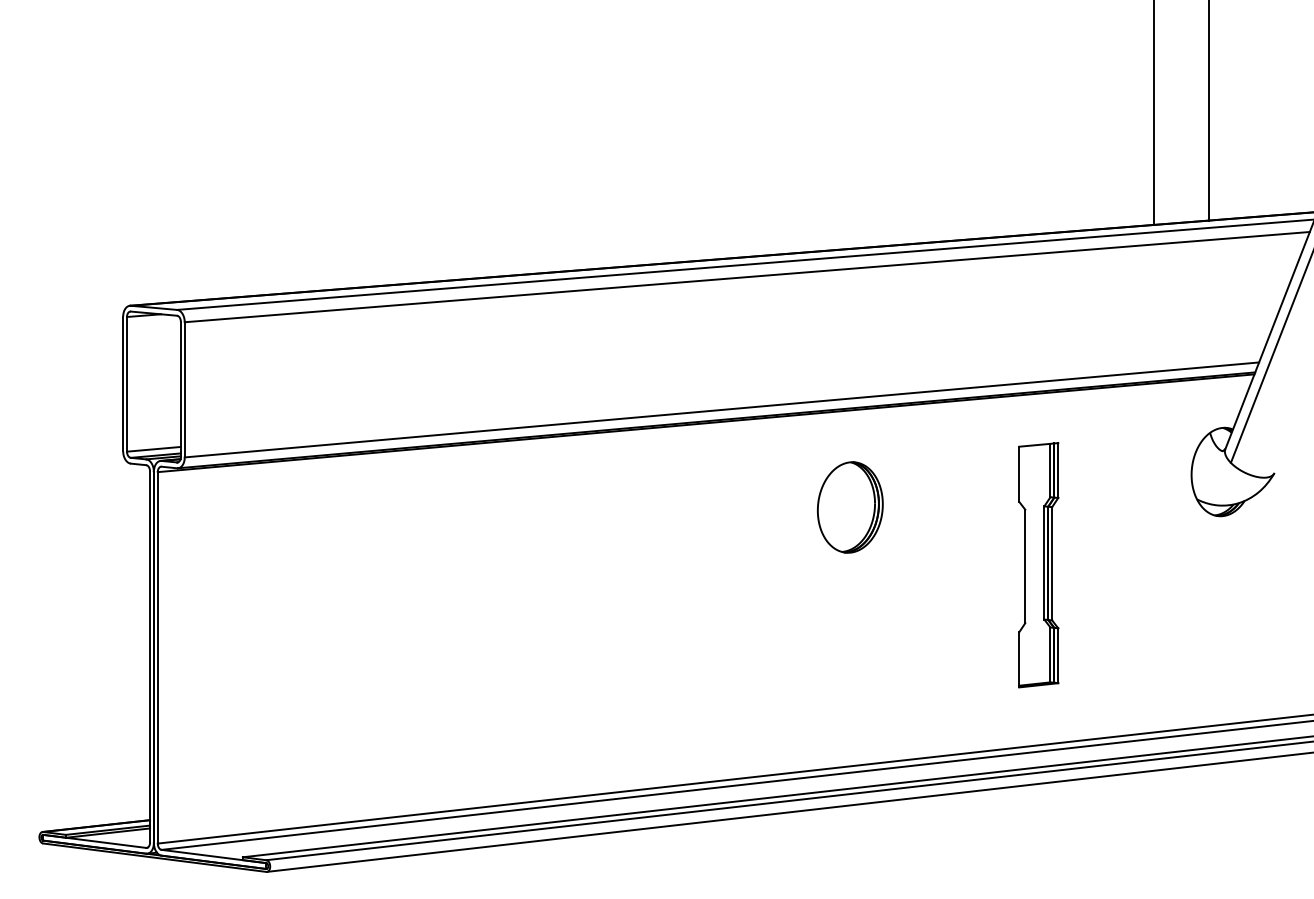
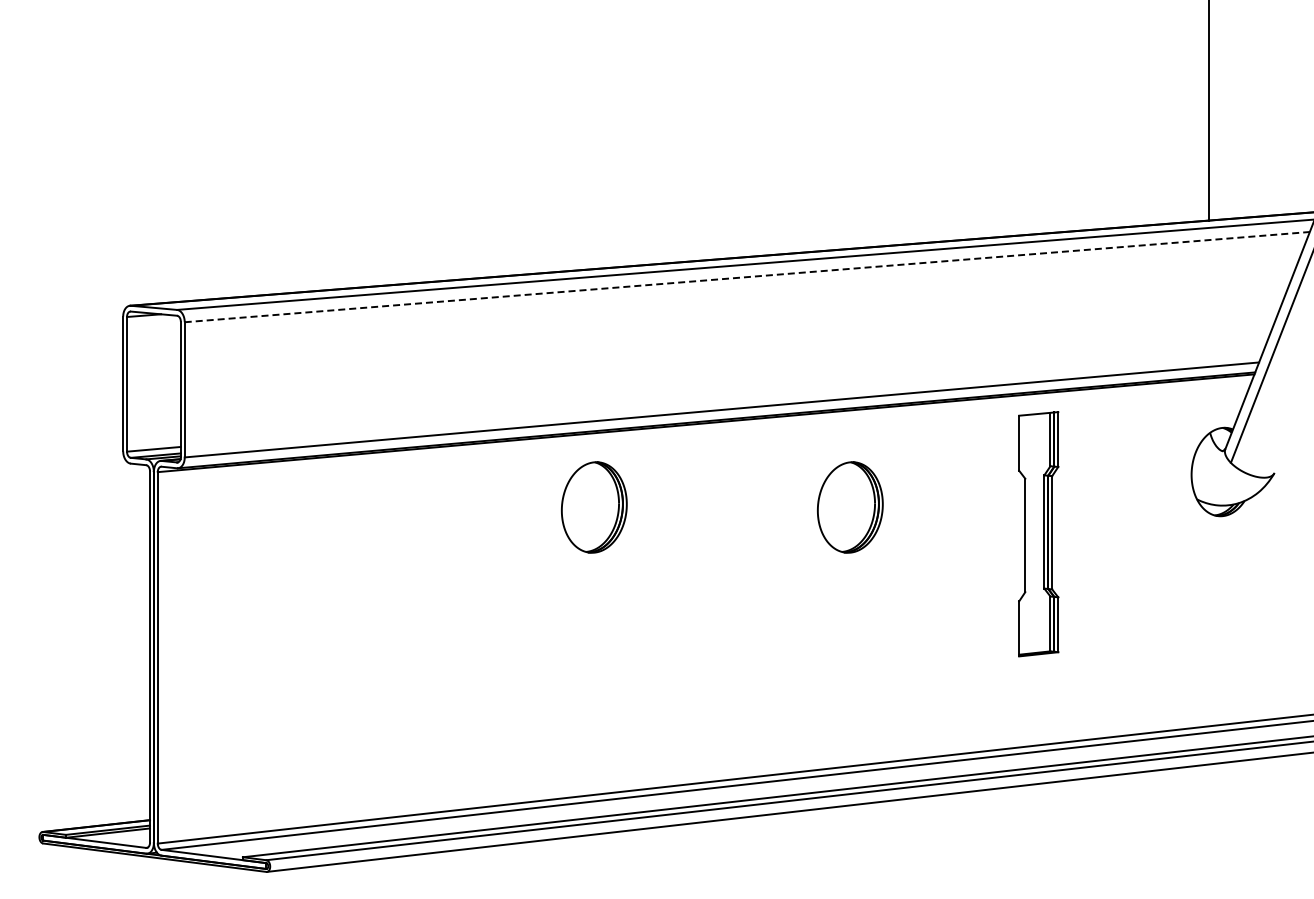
line: present -> none (1154, 113)
line: solid -> dashed (747, 277)
part: none -> present (594, 507)
part position: (1038, 565) -> (1038, 534) (1038, 534)
